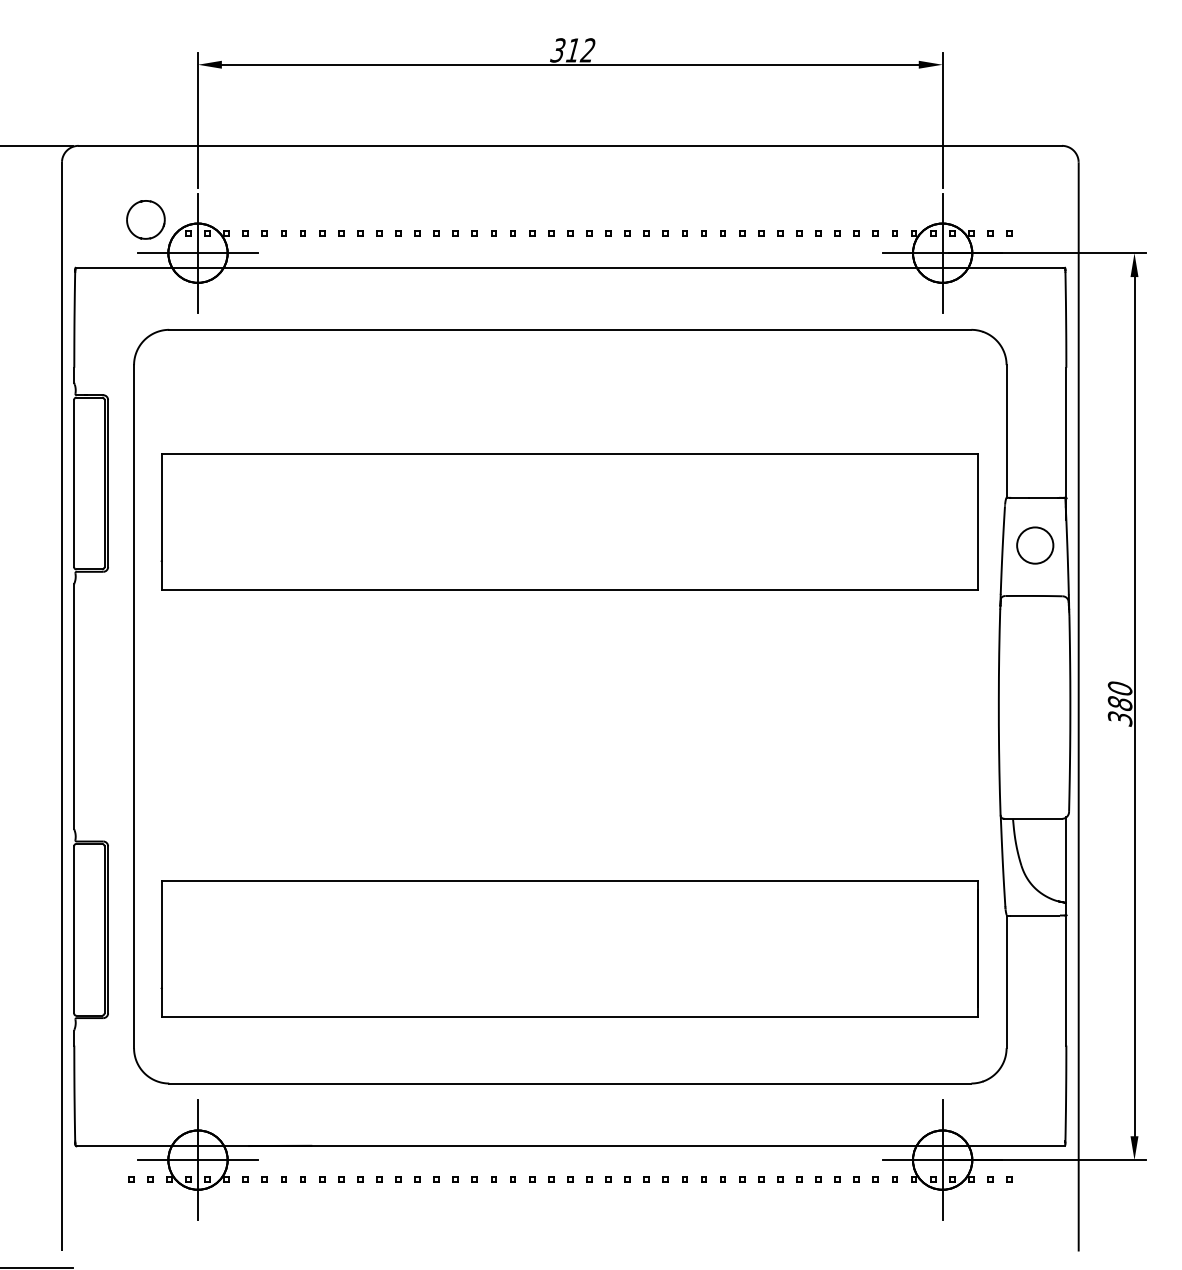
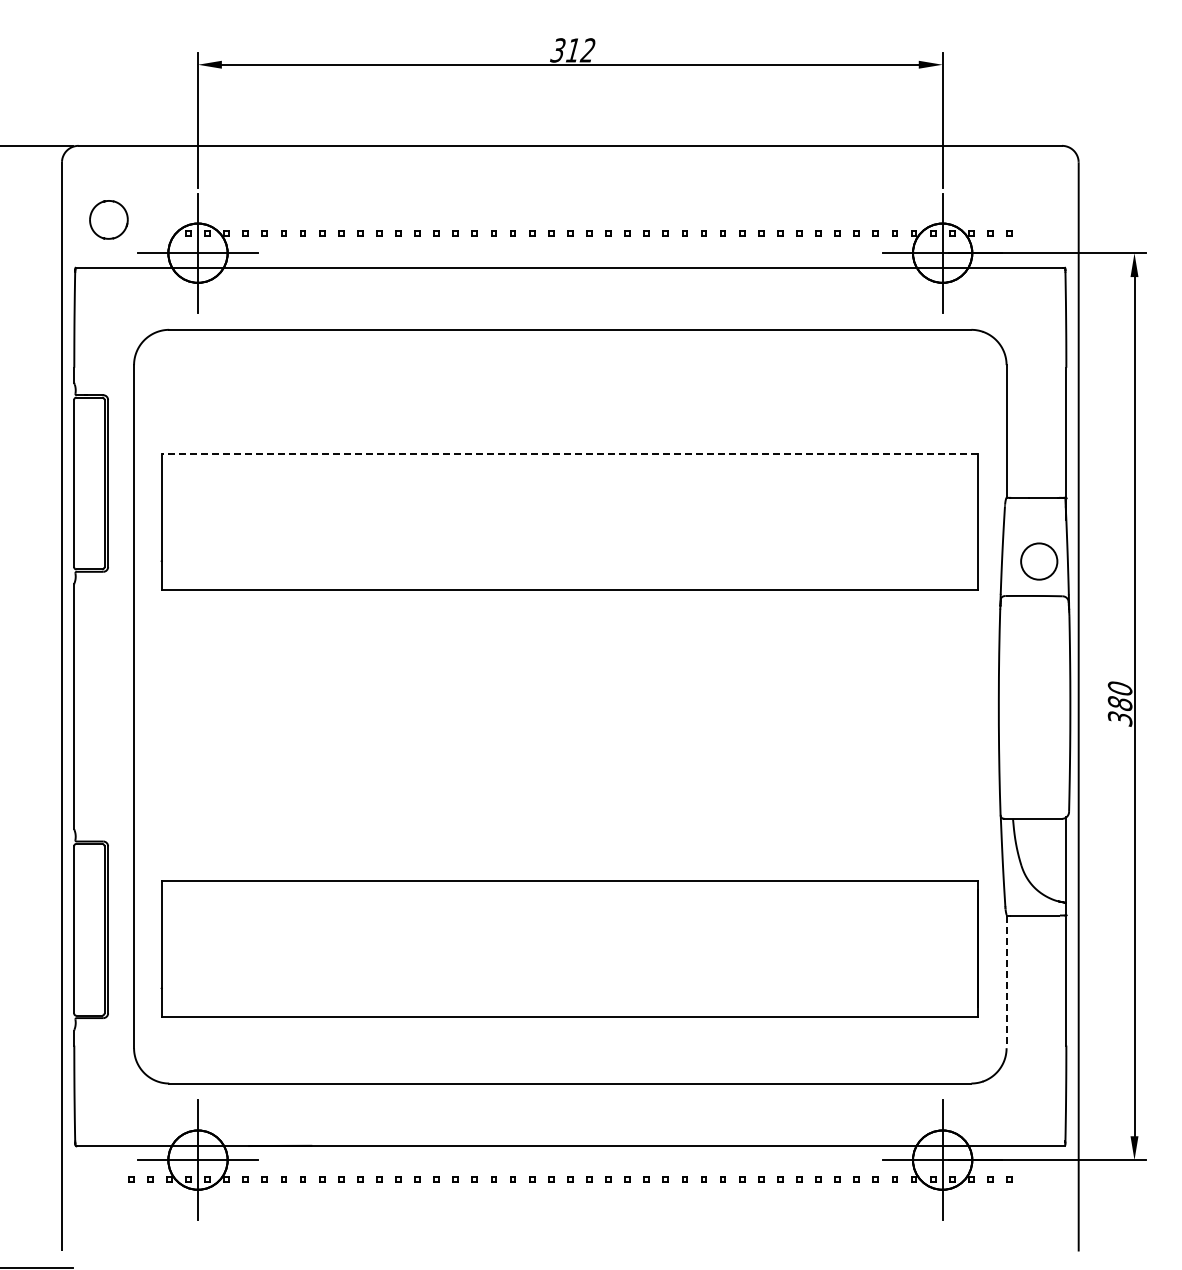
part position: (145, 219) -> (108, 219) (108, 219)
line: solid -> dashed (569, 453)
circle position: (1035, 545) -> (1039, 561) (1039, 561)
line: solid -> dashed (1006, 982)
